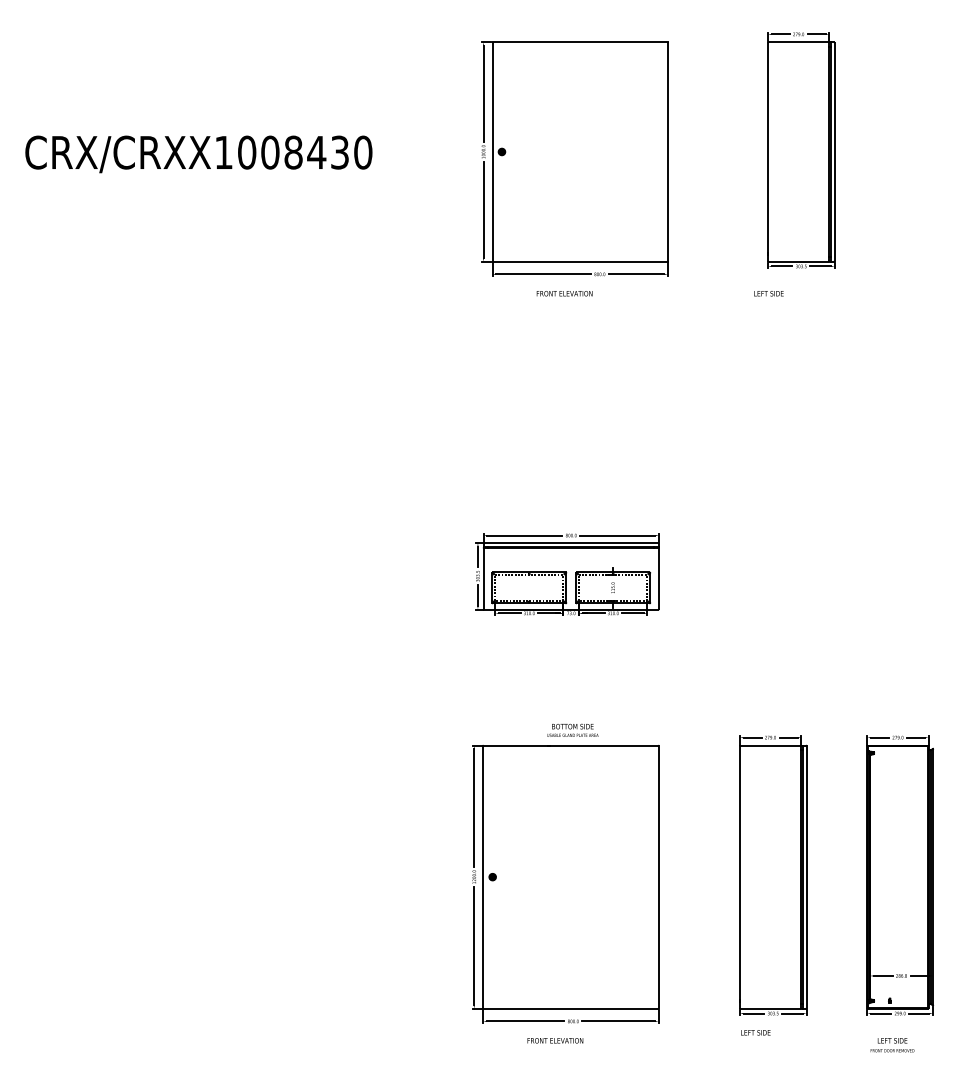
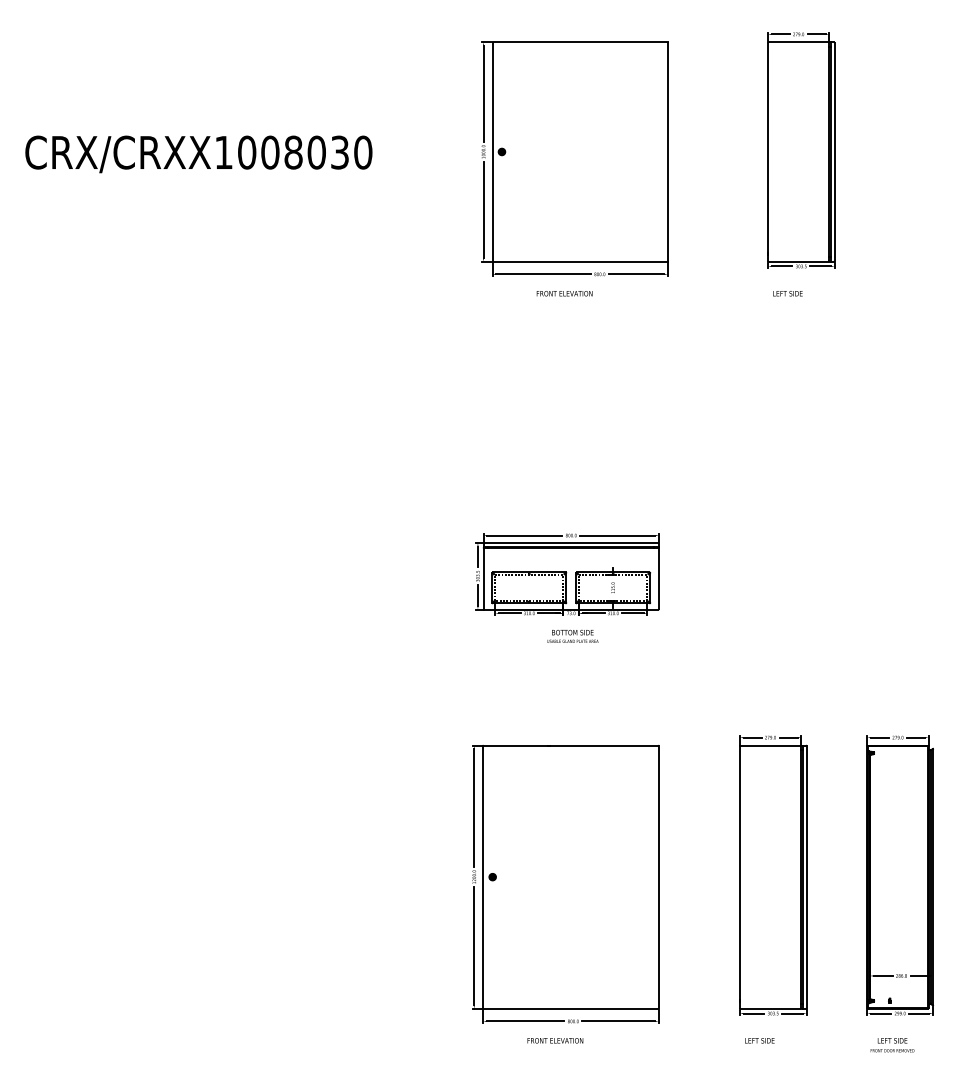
text: CRX/CRXX1008430 -> CRX/CRXX1008030 (316, 152)
text position: (768, 293) -> (787, 293) (787, 293)
text position: (572, 729) -> (572, 635) (572, 635)
text position: (755, 1032) -> (759, 1040) (759, 1040)
